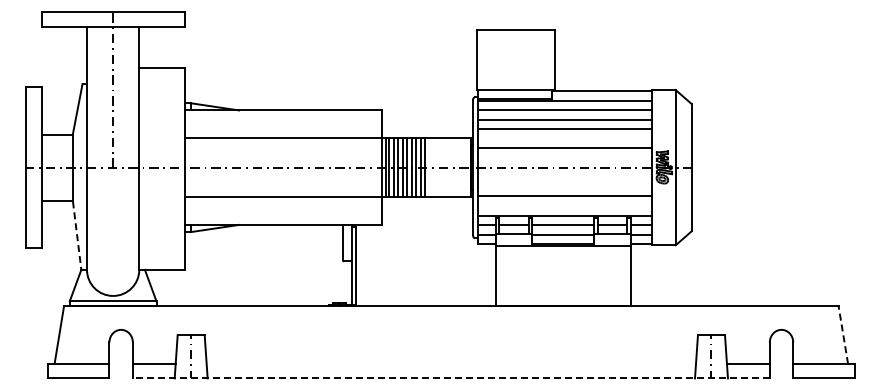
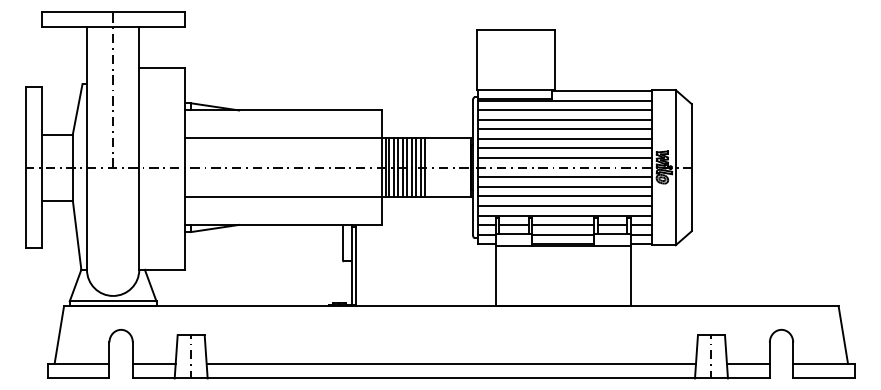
line: none -> present (565, 138)
line: none -> present (565, 158)
line: none -> present (565, 177)
line: none -> present (565, 186)
line: none -> present (565, 206)
line: dashed -> solid (77, 236)
line: dashed -> solid (843, 334)
line: none -> present (451, 364)
line: dashed -> solid (451, 378)
